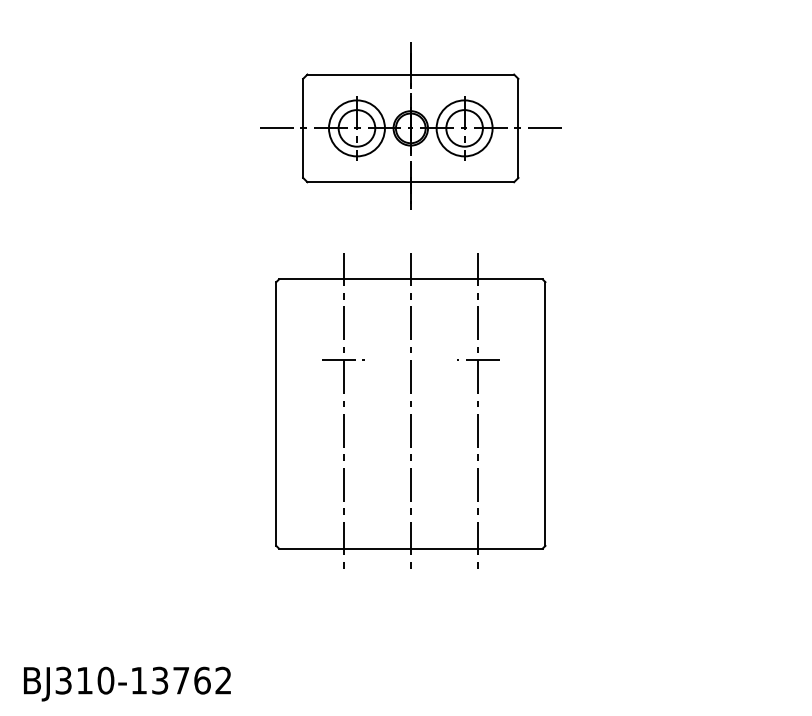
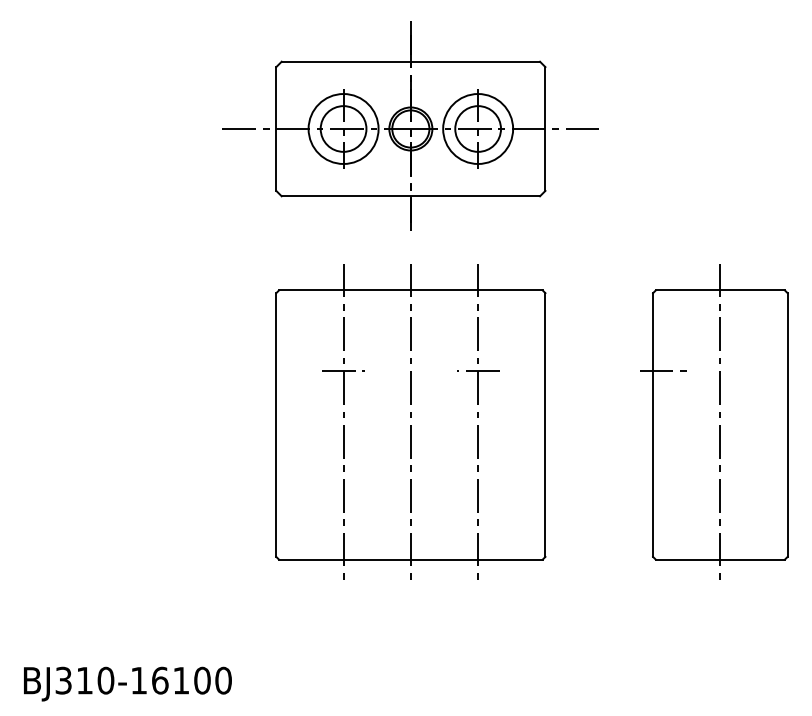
part size: 302x168 px -> 377x210 px (410, 125)
part position: (410, 410) -> (410, 421) (410, 421)
part: none -> present (714, 421)
text: BJ310-13762 -> BJ310-16100 (191, 680)
